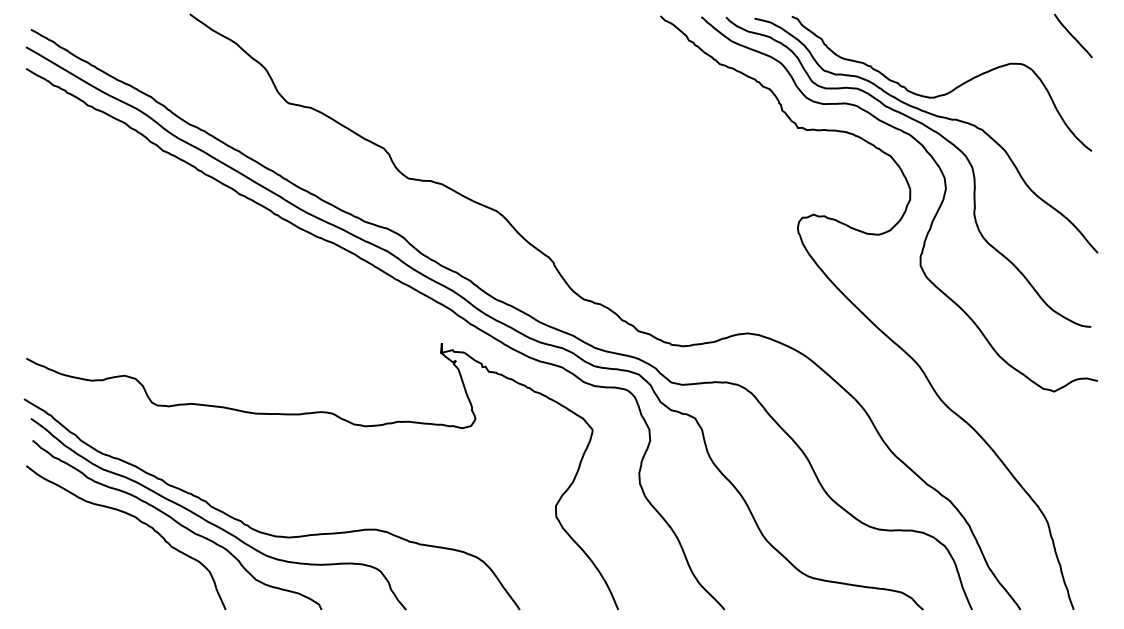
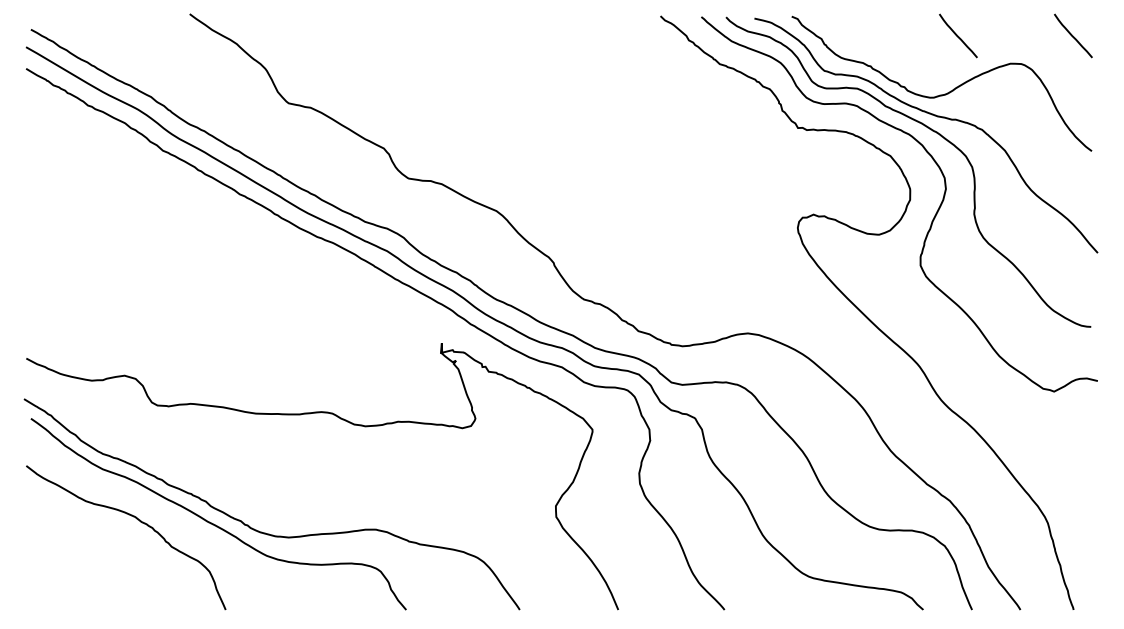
curve: none -> present (958, 35)
curve: present -> none (178, 524)
